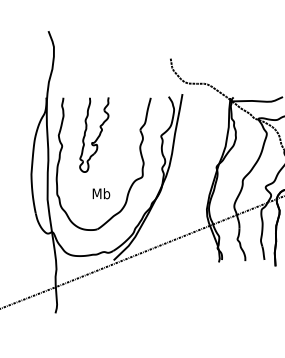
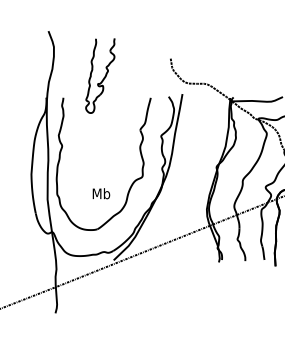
part position: (94, 134) -> (100, 75) (100, 75)
